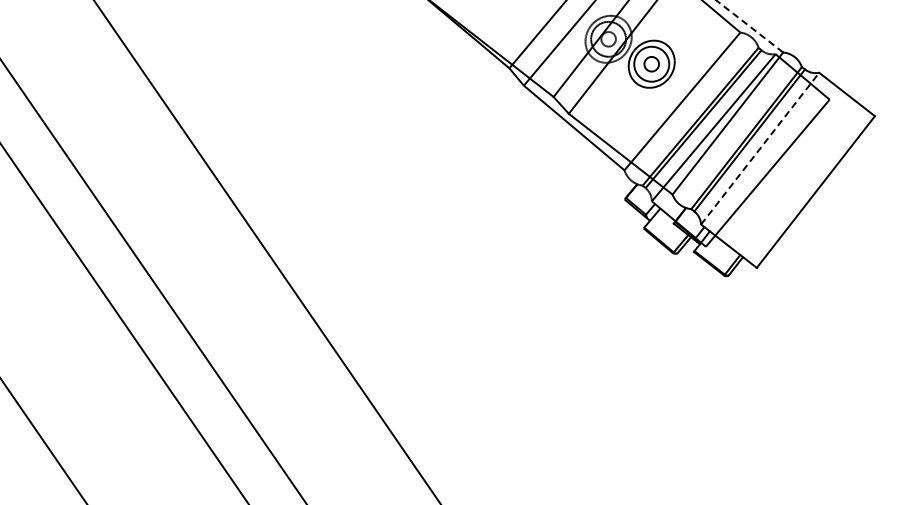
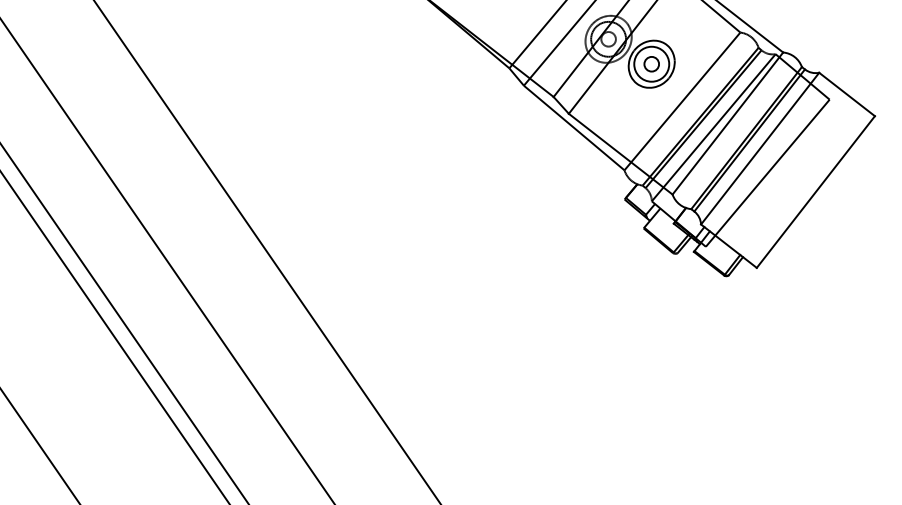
line: dashed -> solid (749, 26)
line: dashed -> solid (760, 148)
line position: (153, 281) -> (167, 261) (167, 261)
line: none -> present (114, 337)
line position: (43, 441) -> (40, 446) (40, 446)
